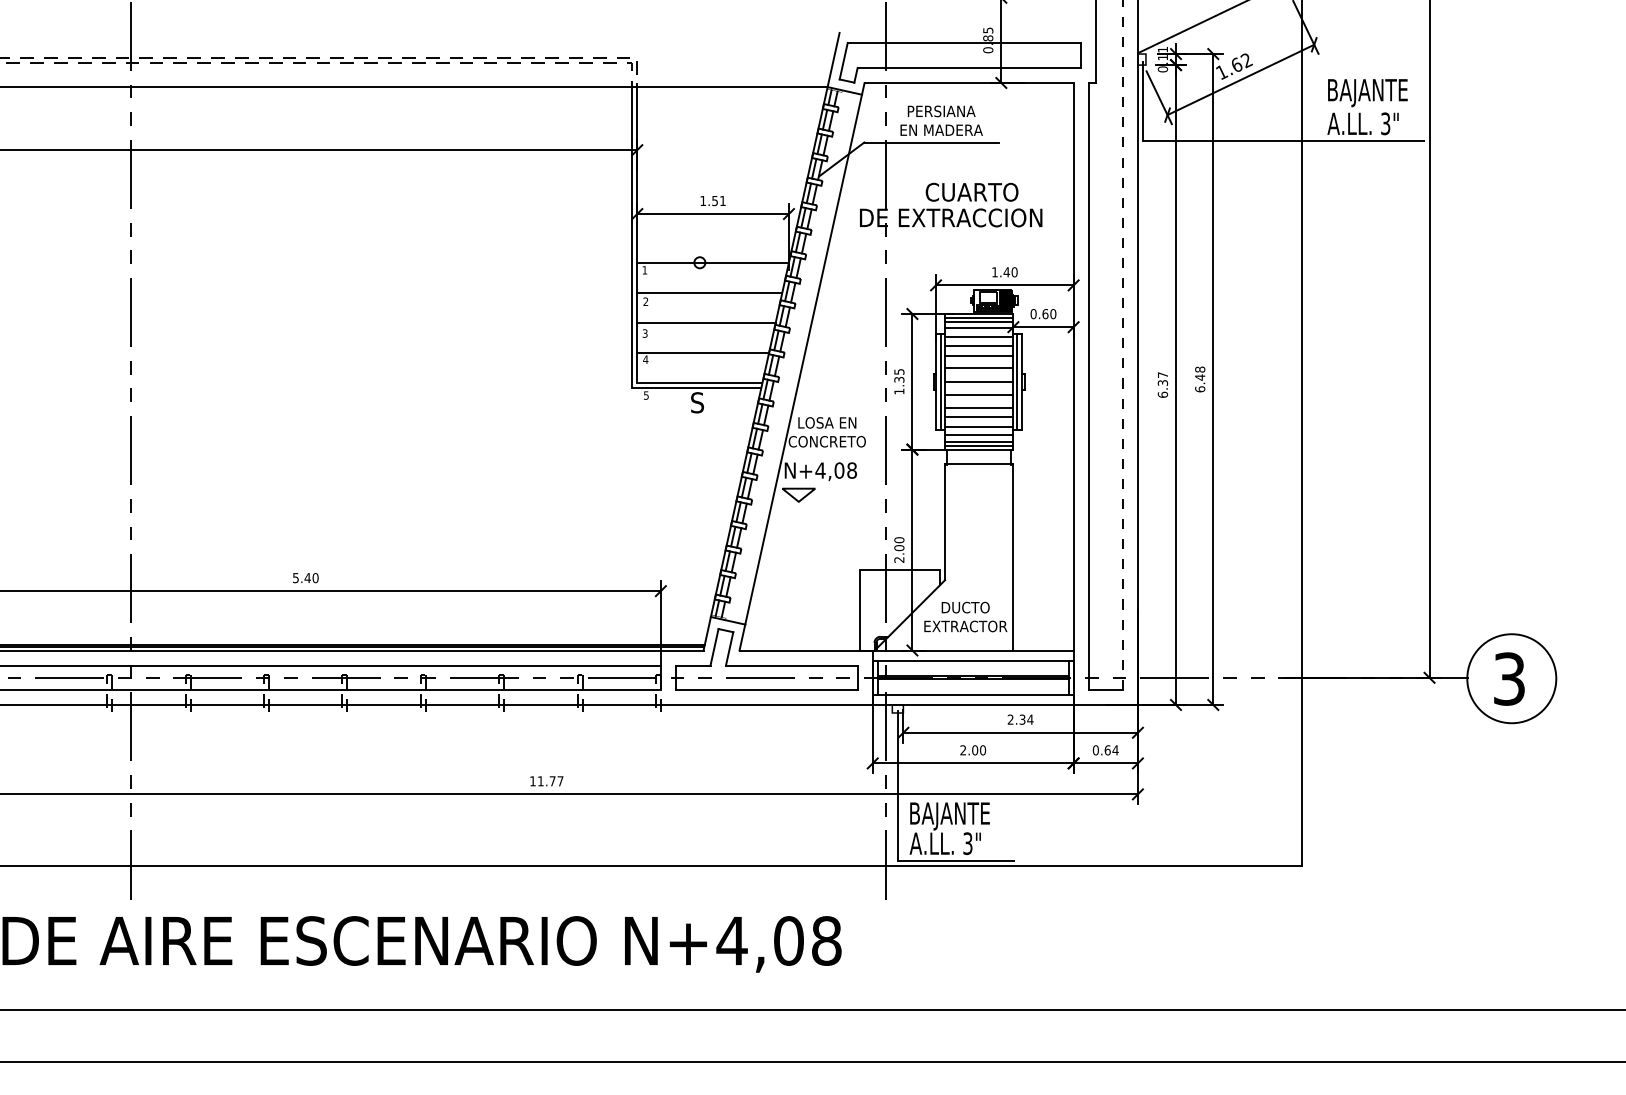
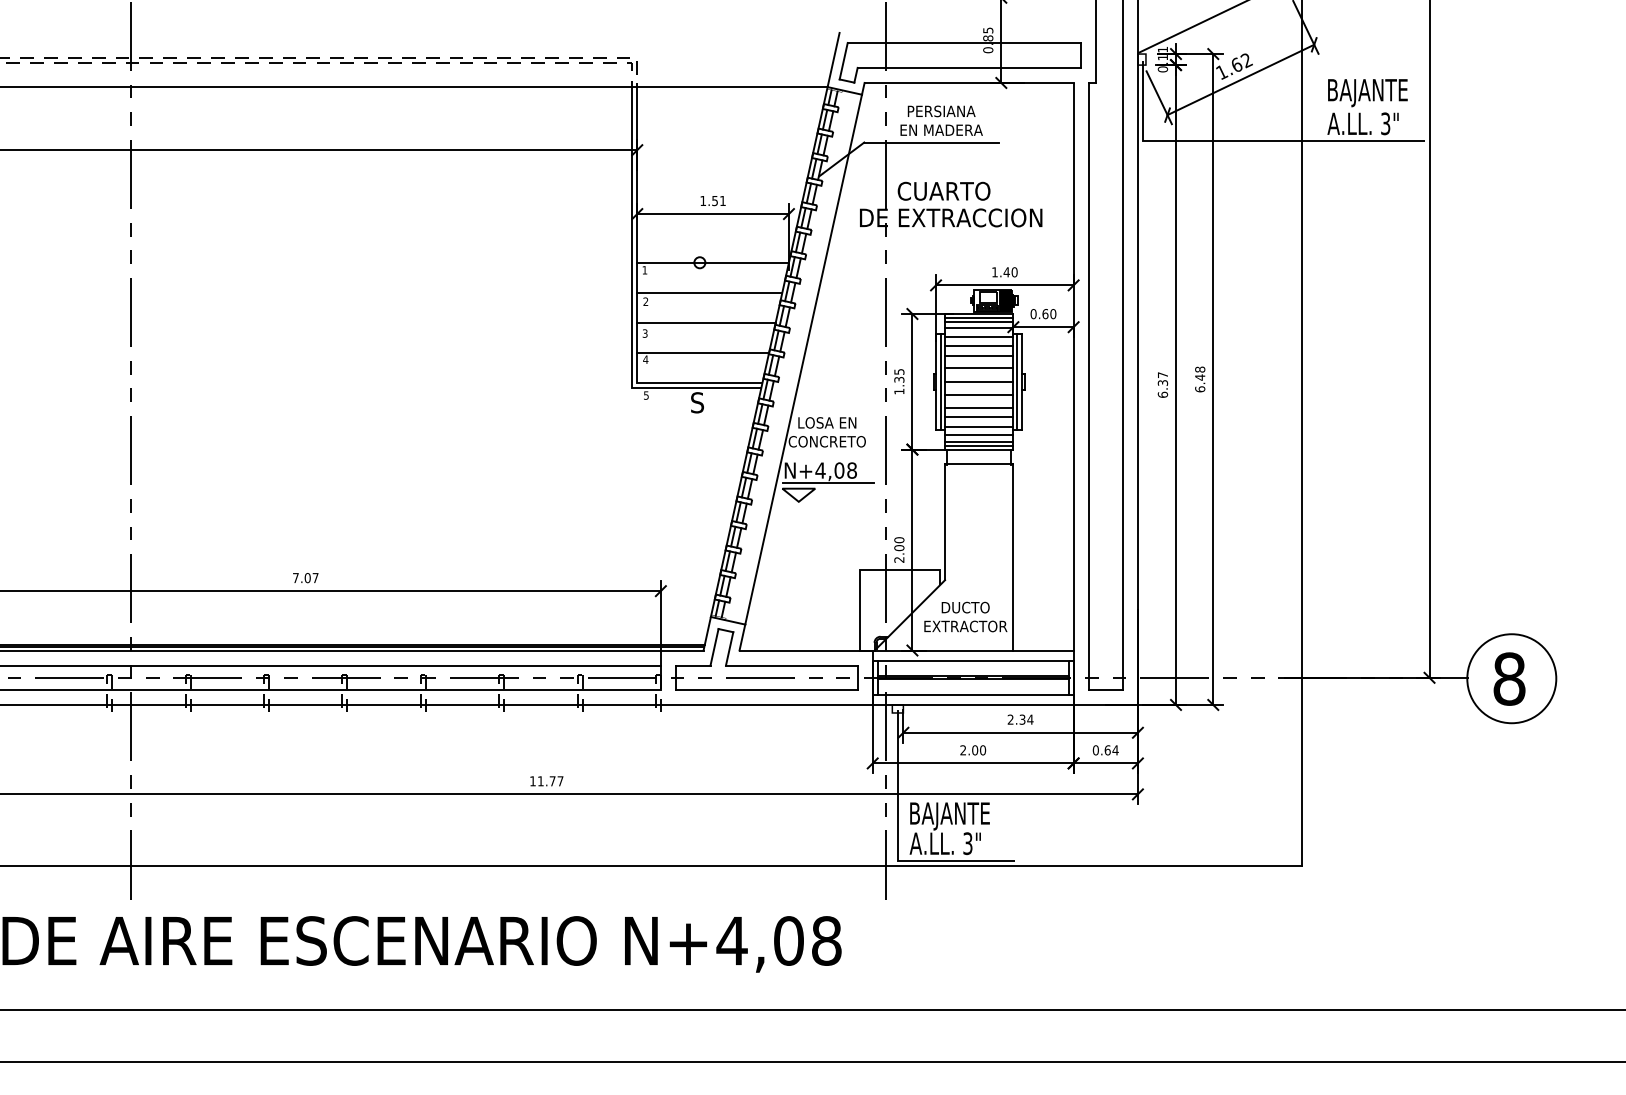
text position: (971, 191) -> (943, 190) (943, 190)
line: dashed -> solid (1122, 344)
line: none -> present (828, 483)
text: 5.40 -> 7.07 (305, 578)
text: 3 -> 8 (1509, 678)
